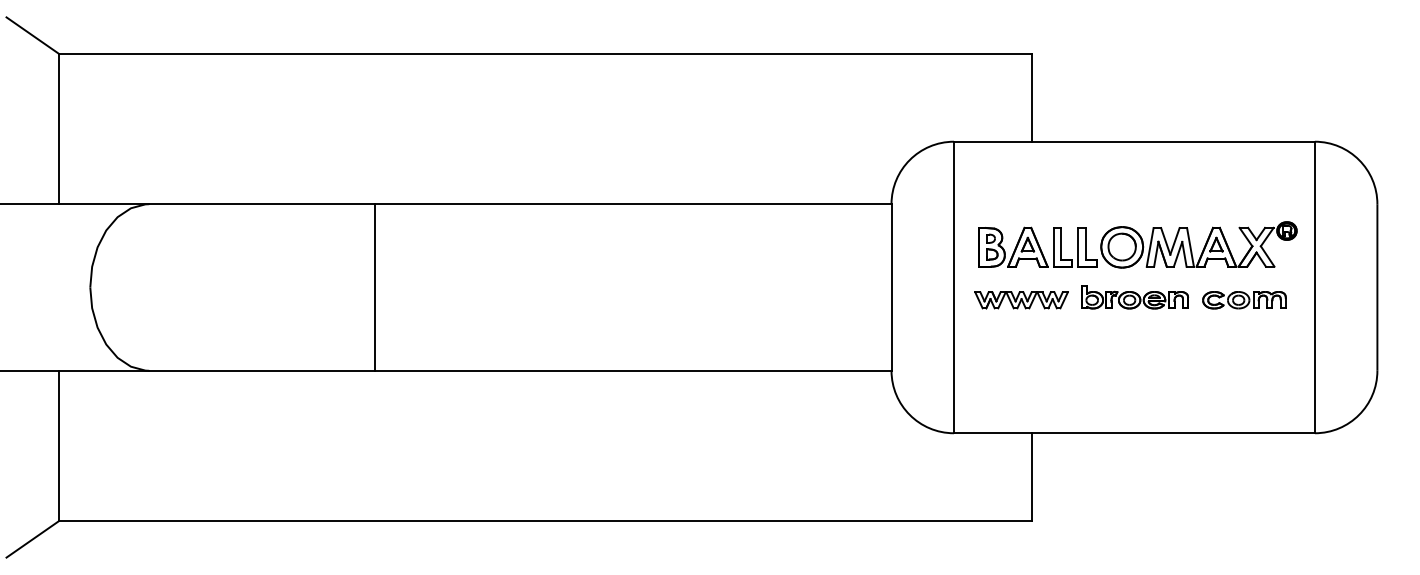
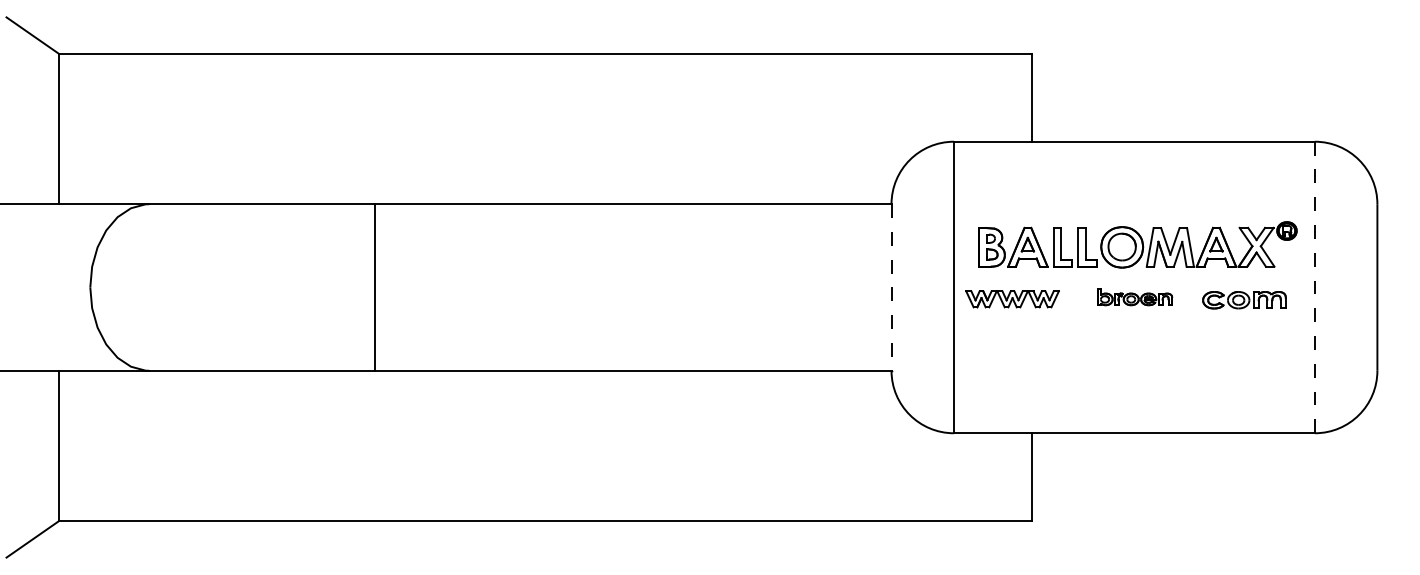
line: solid -> dashed (891, 287)
line: solid -> dashed (1314, 287)
part size: 108x25 px -> 77x19 px (1135, 297)
part position: (1021, 300) -> (1012, 299) (1012, 299)
